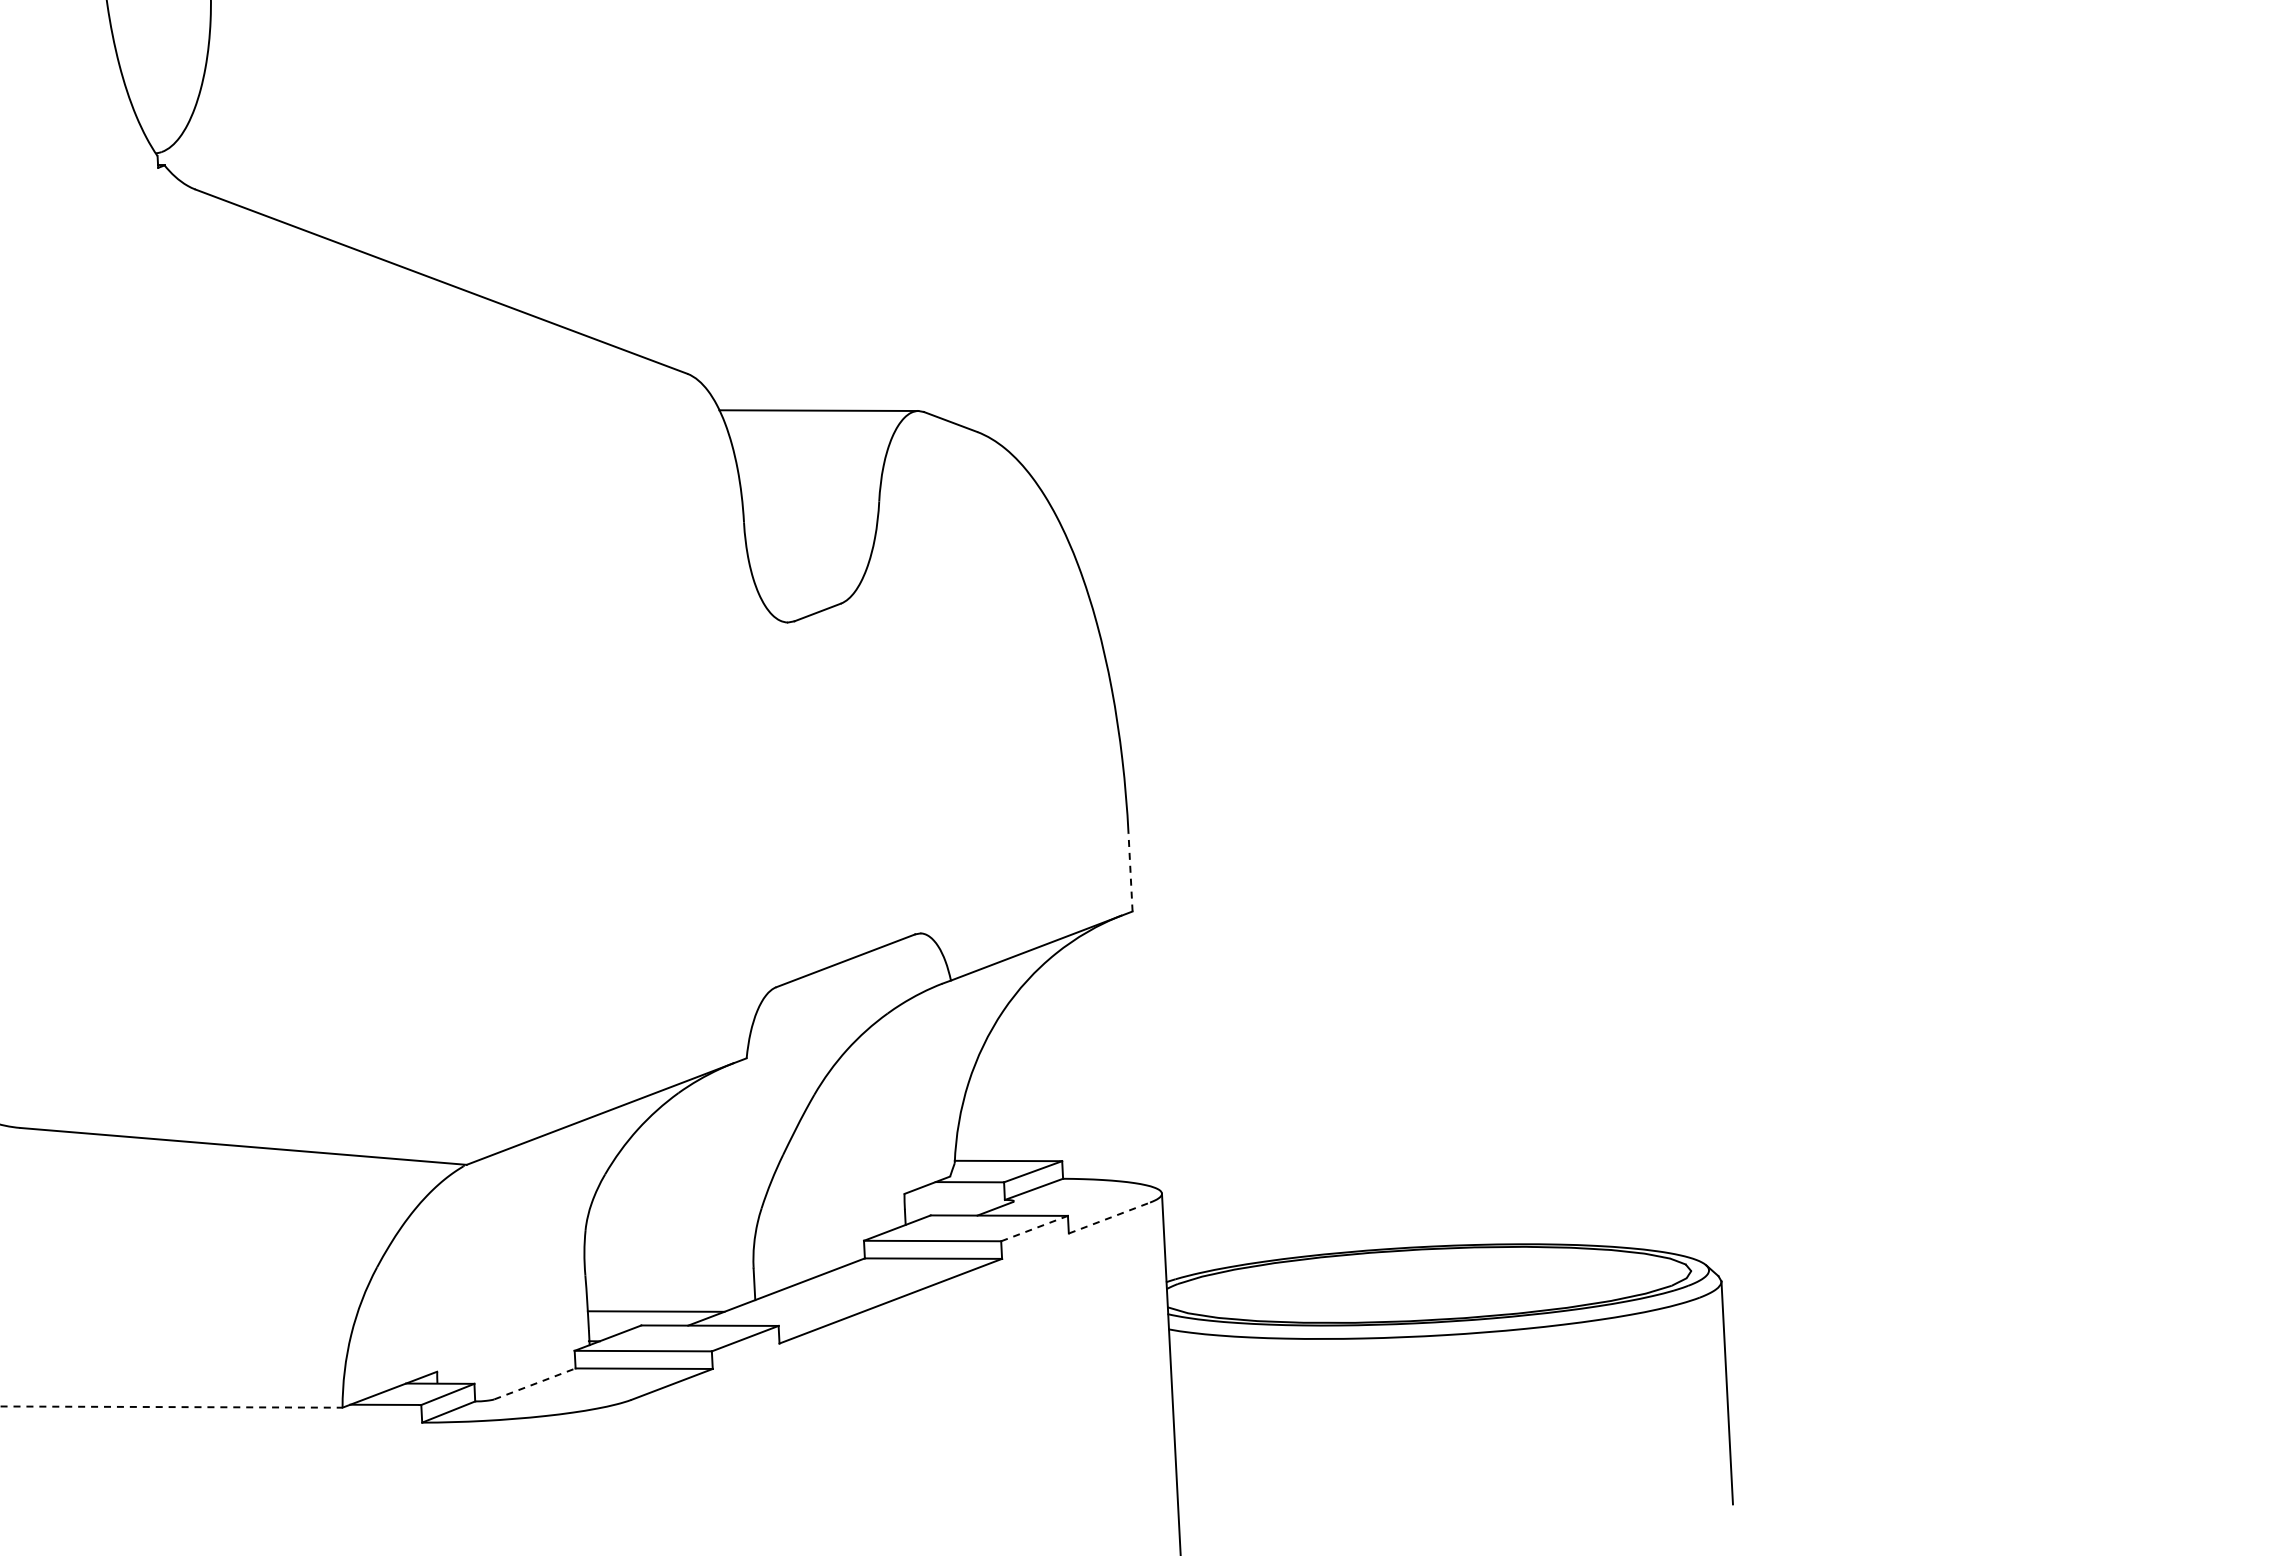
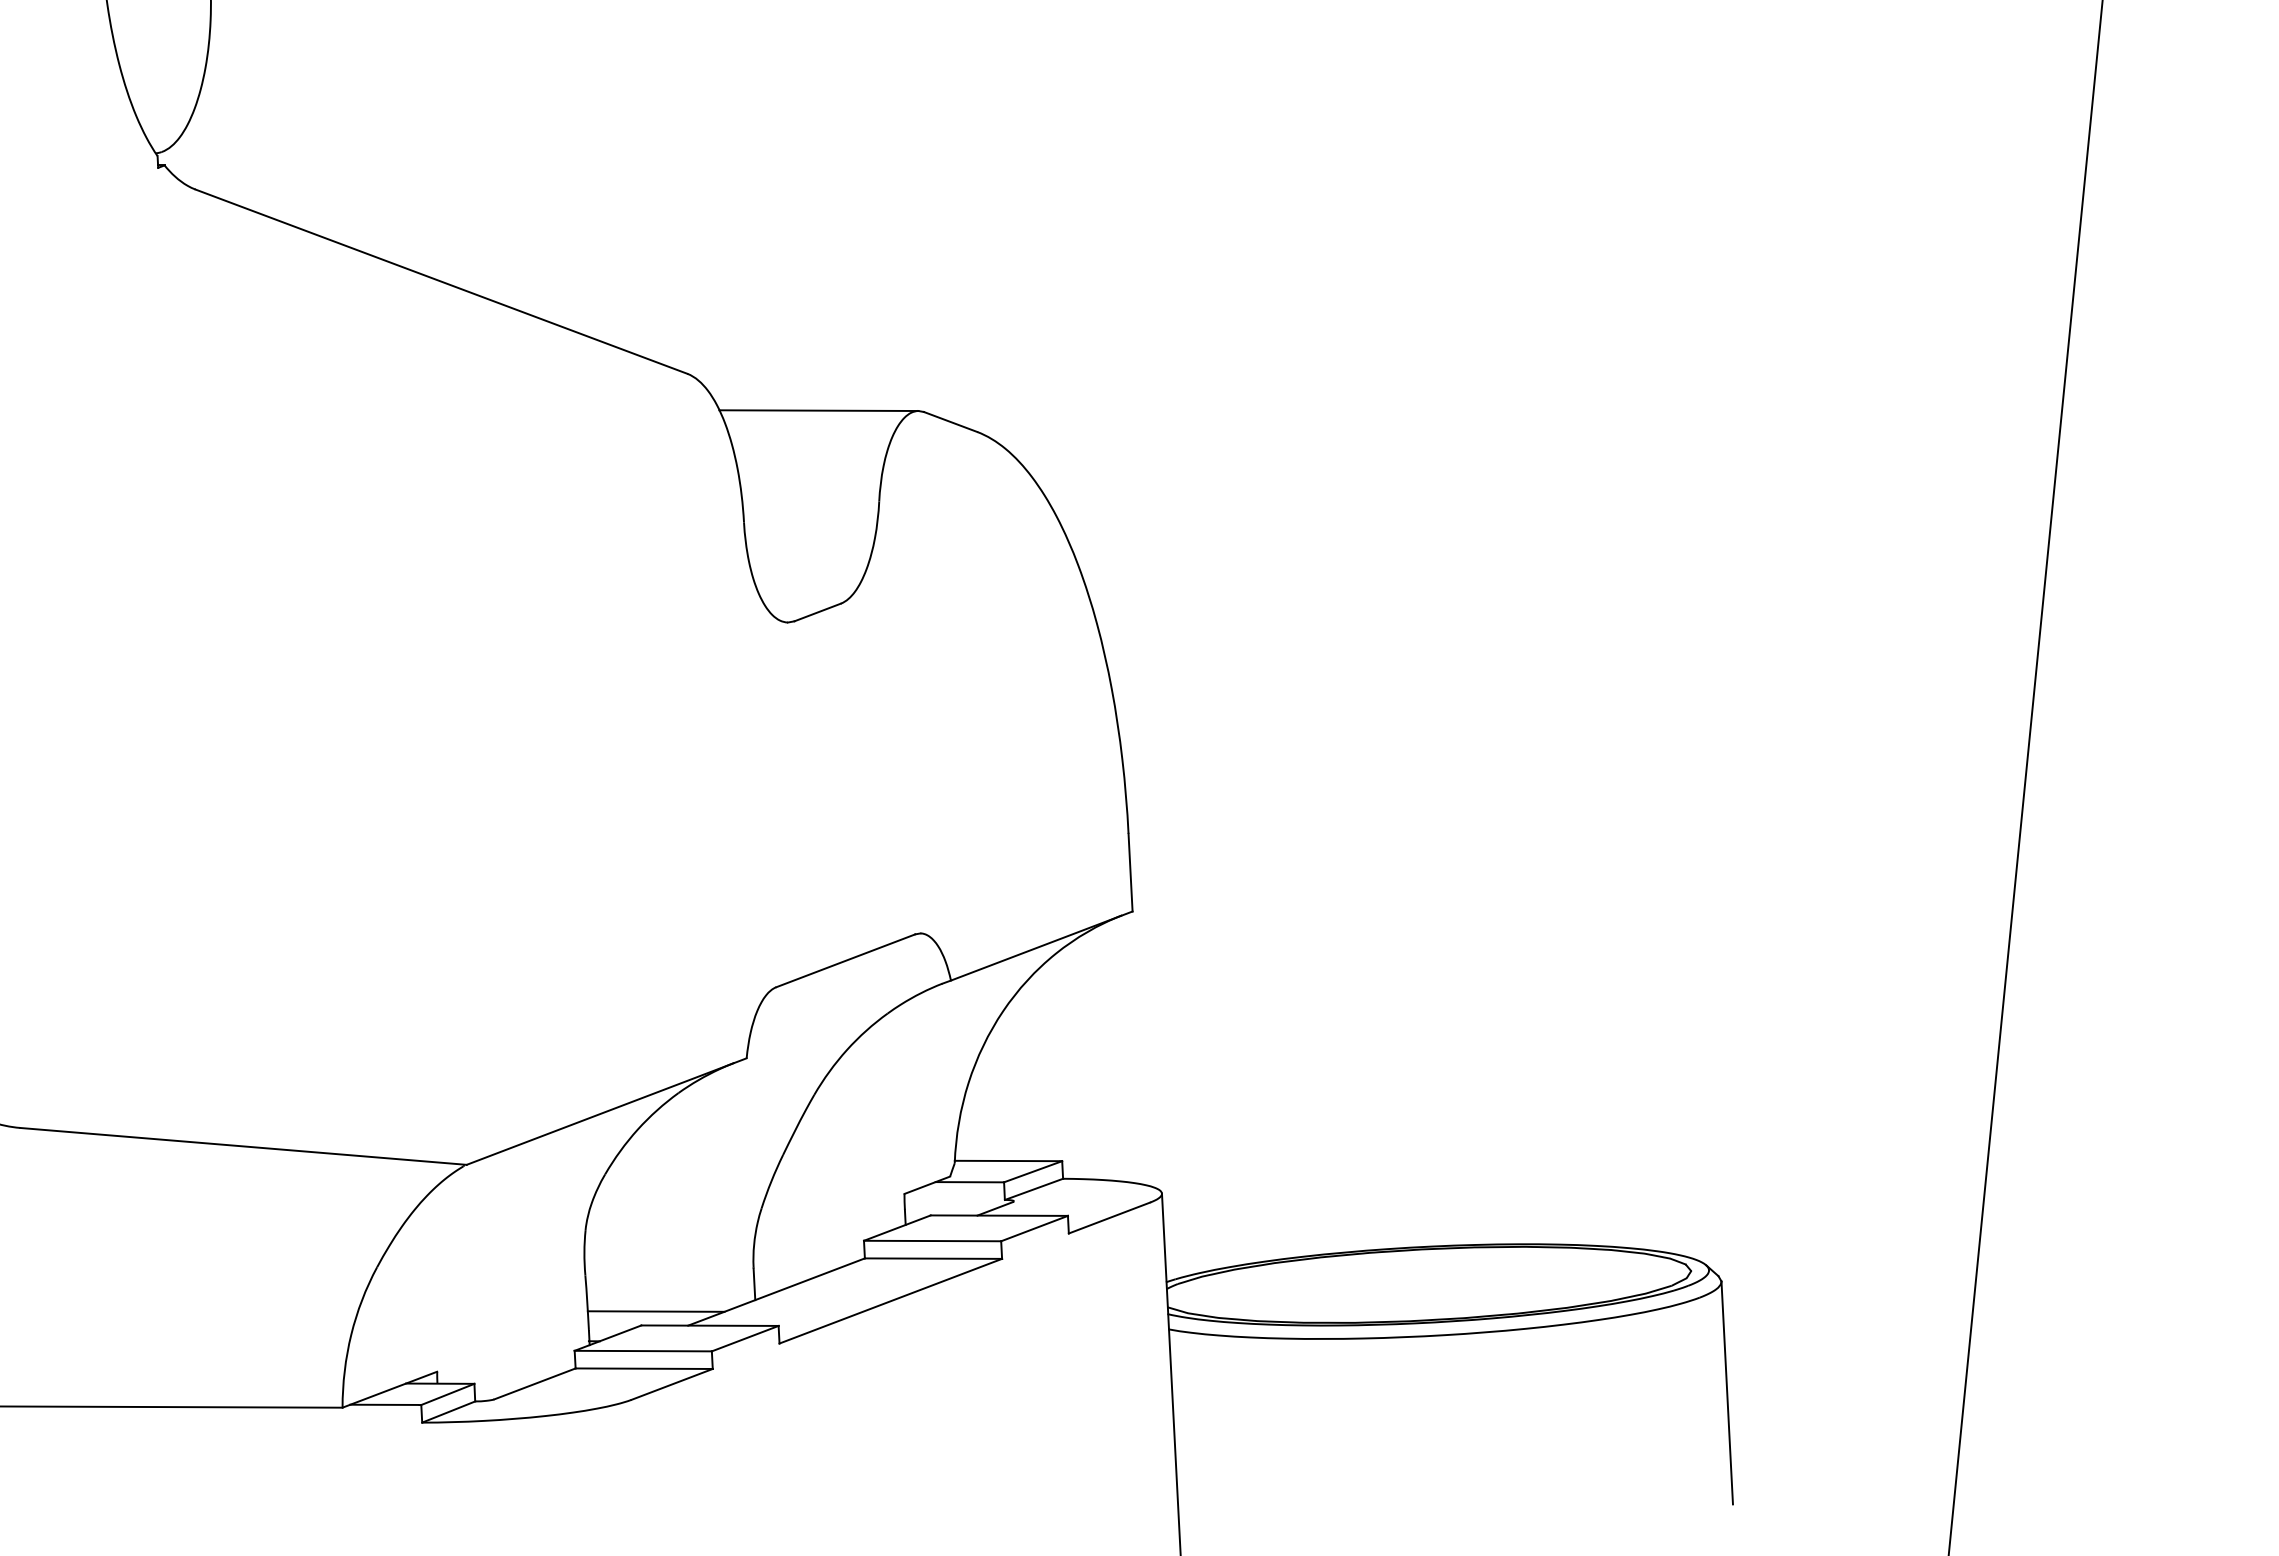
line: none -> present (2025, 777)
line: dashed -> solid (1130, 872)
line: dashed -> solid (1109, 1217)
line: dashed -> solid (1034, 1228)
line: dashed -> solid (535, 1383)
line: dashed -> solid (171, 1407)
